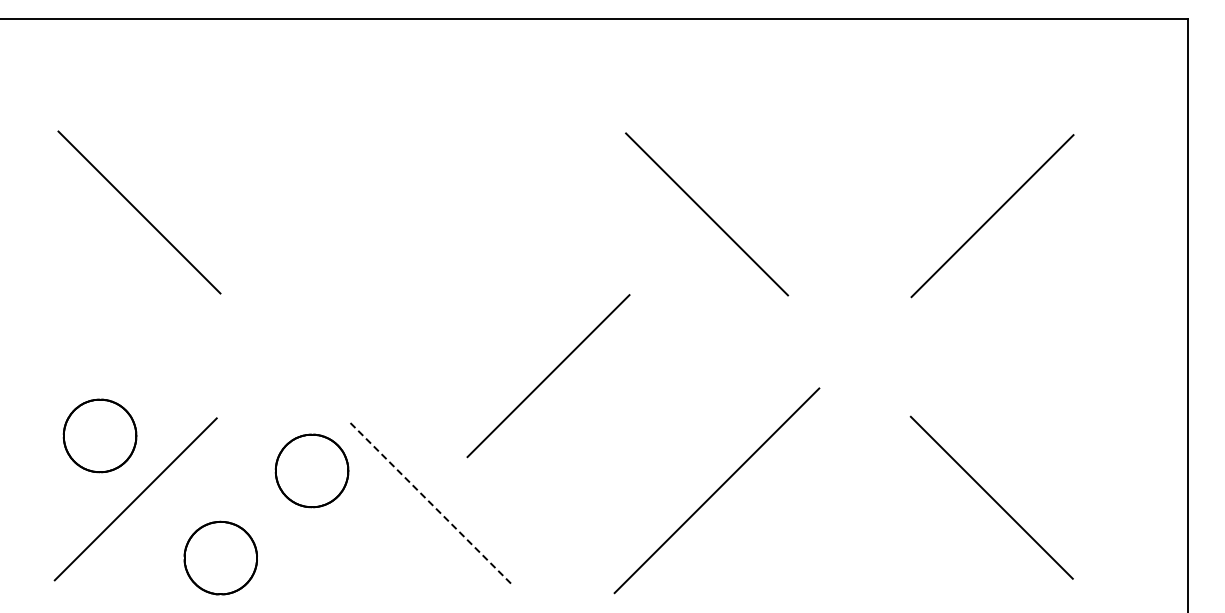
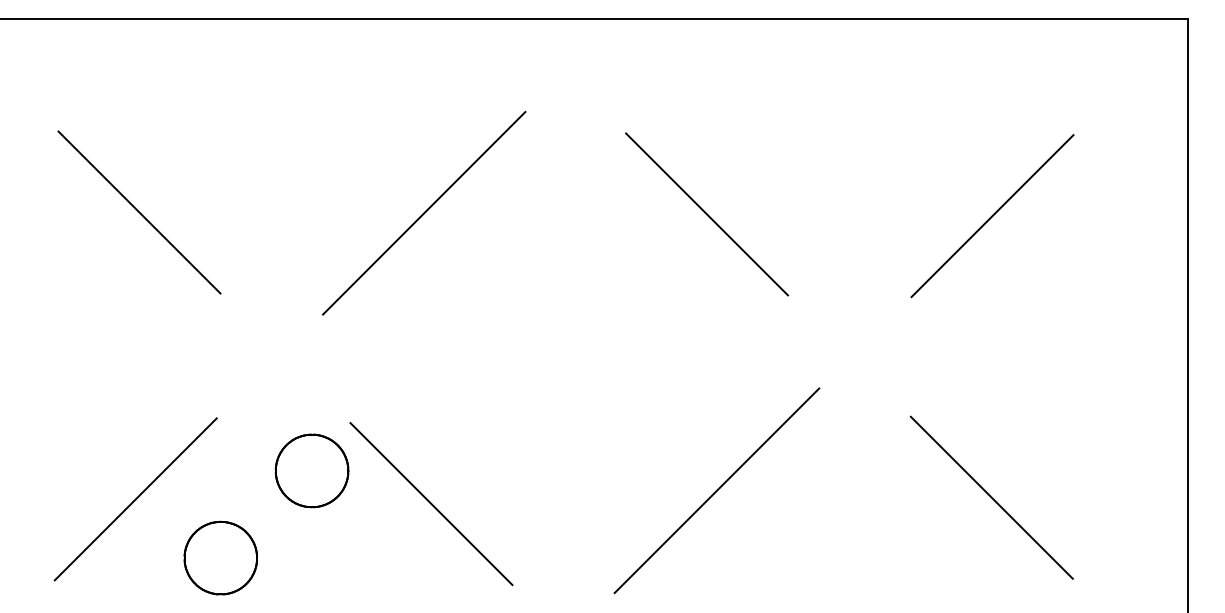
line: none -> present (424, 213)
line: present -> none (548, 376)
part: present -> none (99, 435)
line: dashed -> solid (431, 504)
